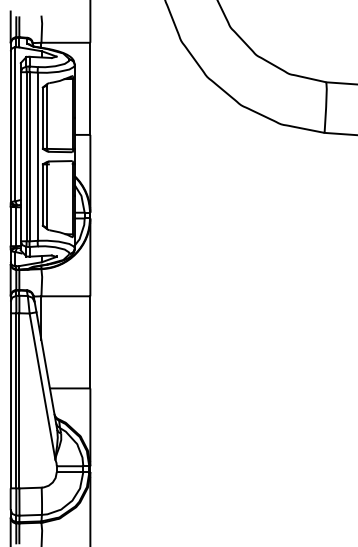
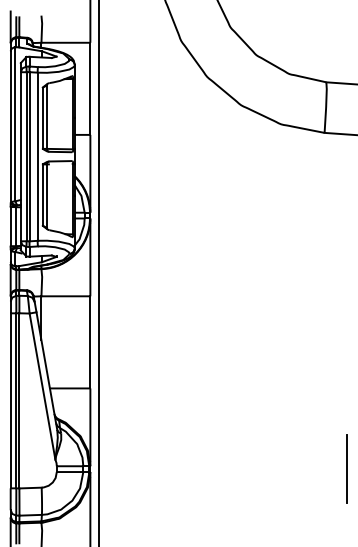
line: none -> present (98, 272)
line: none -> present (347, 469)
